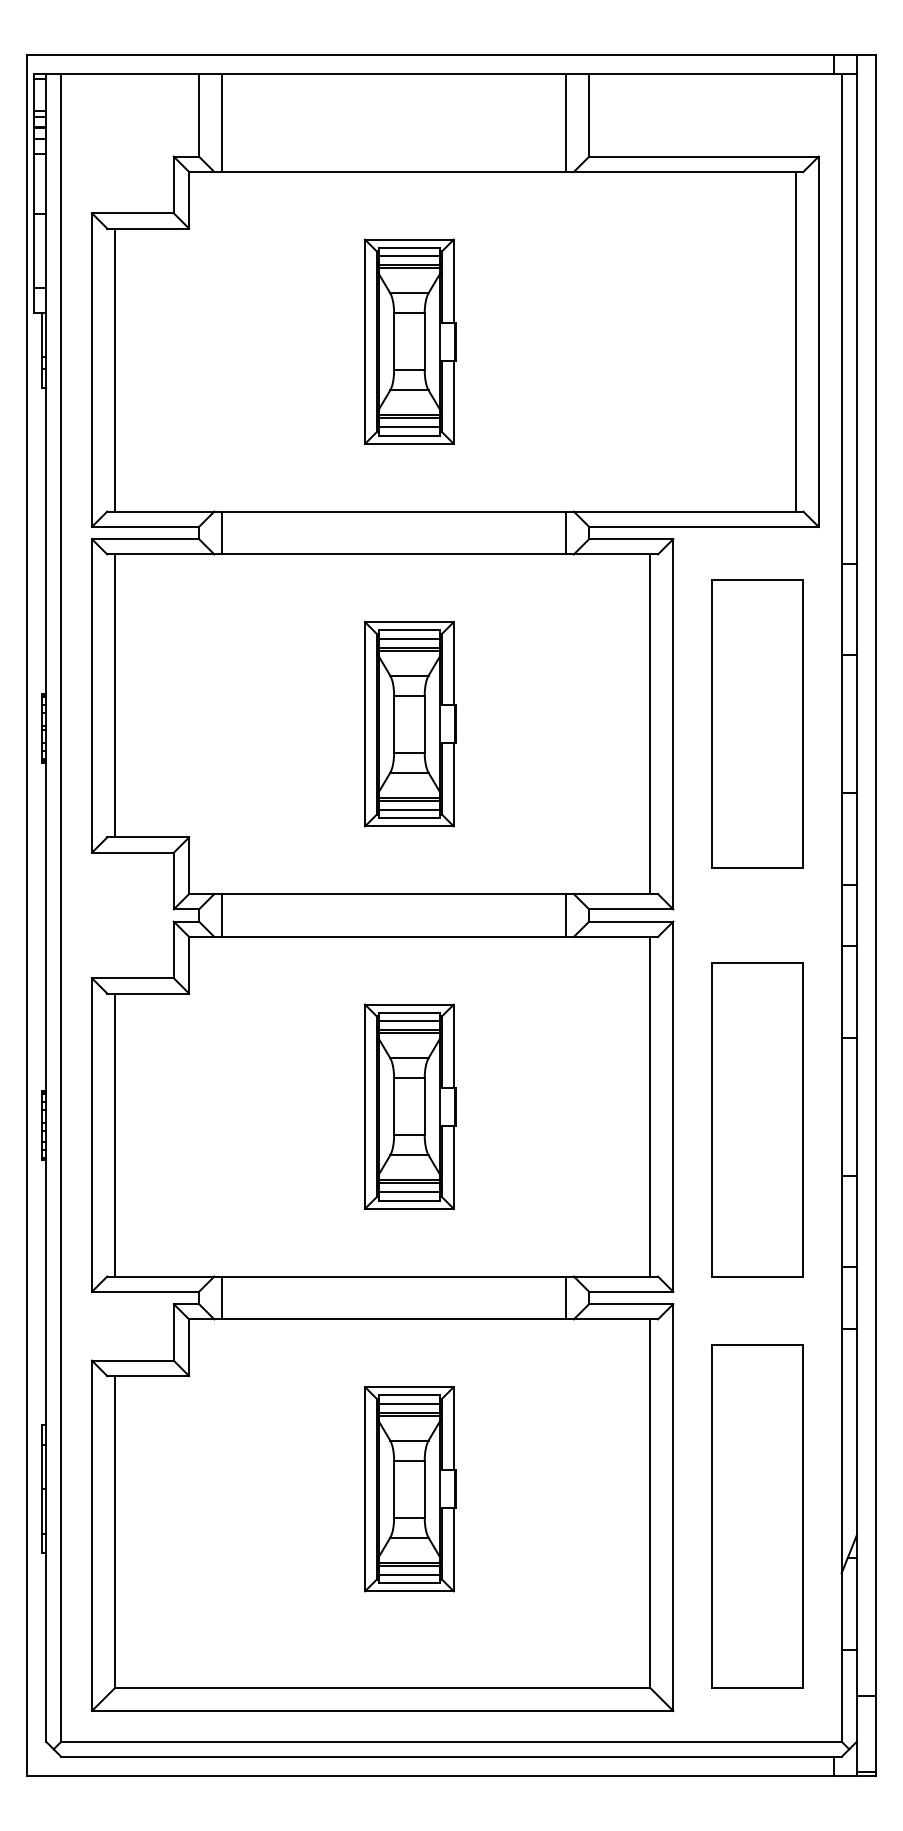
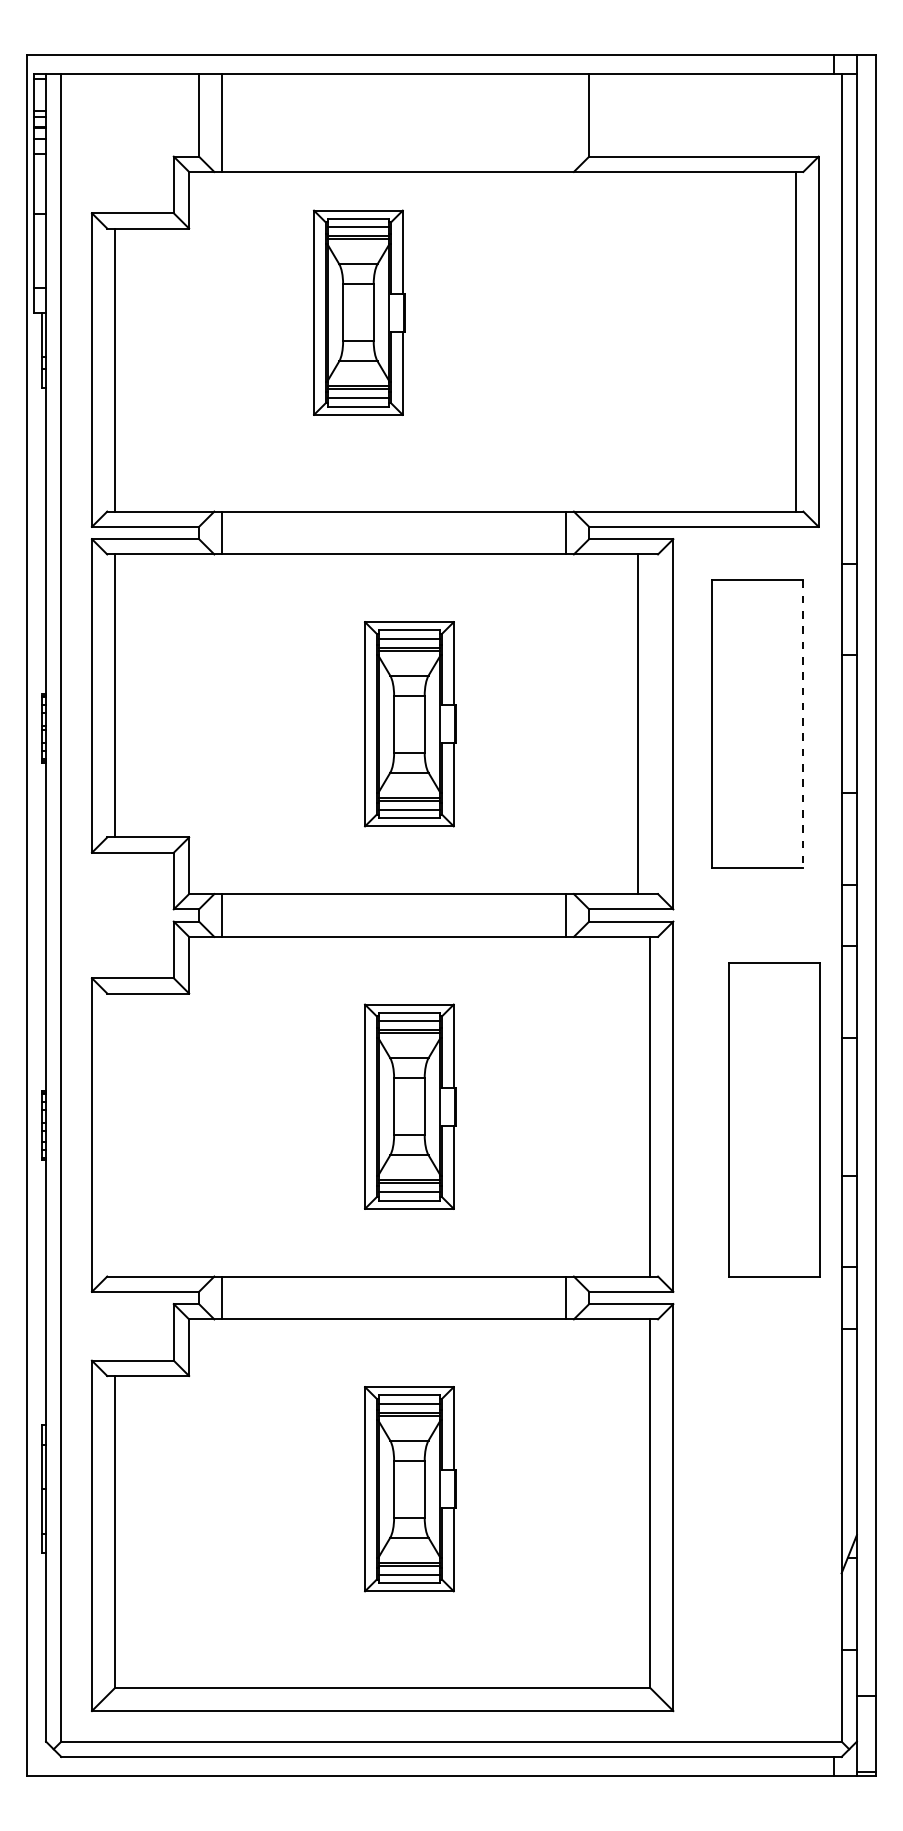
line: present -> none (566, 122)
part position: (410, 341) -> (359, 312) (359, 312)
line position: (650, 724) -> (638, 724) (638, 724)
line: solid -> dashed (803, 724)
part position: (757, 1119) -> (774, 1119) (774, 1119)
line: present -> none (114, 1134)
part: present -> none (757, 1516)
